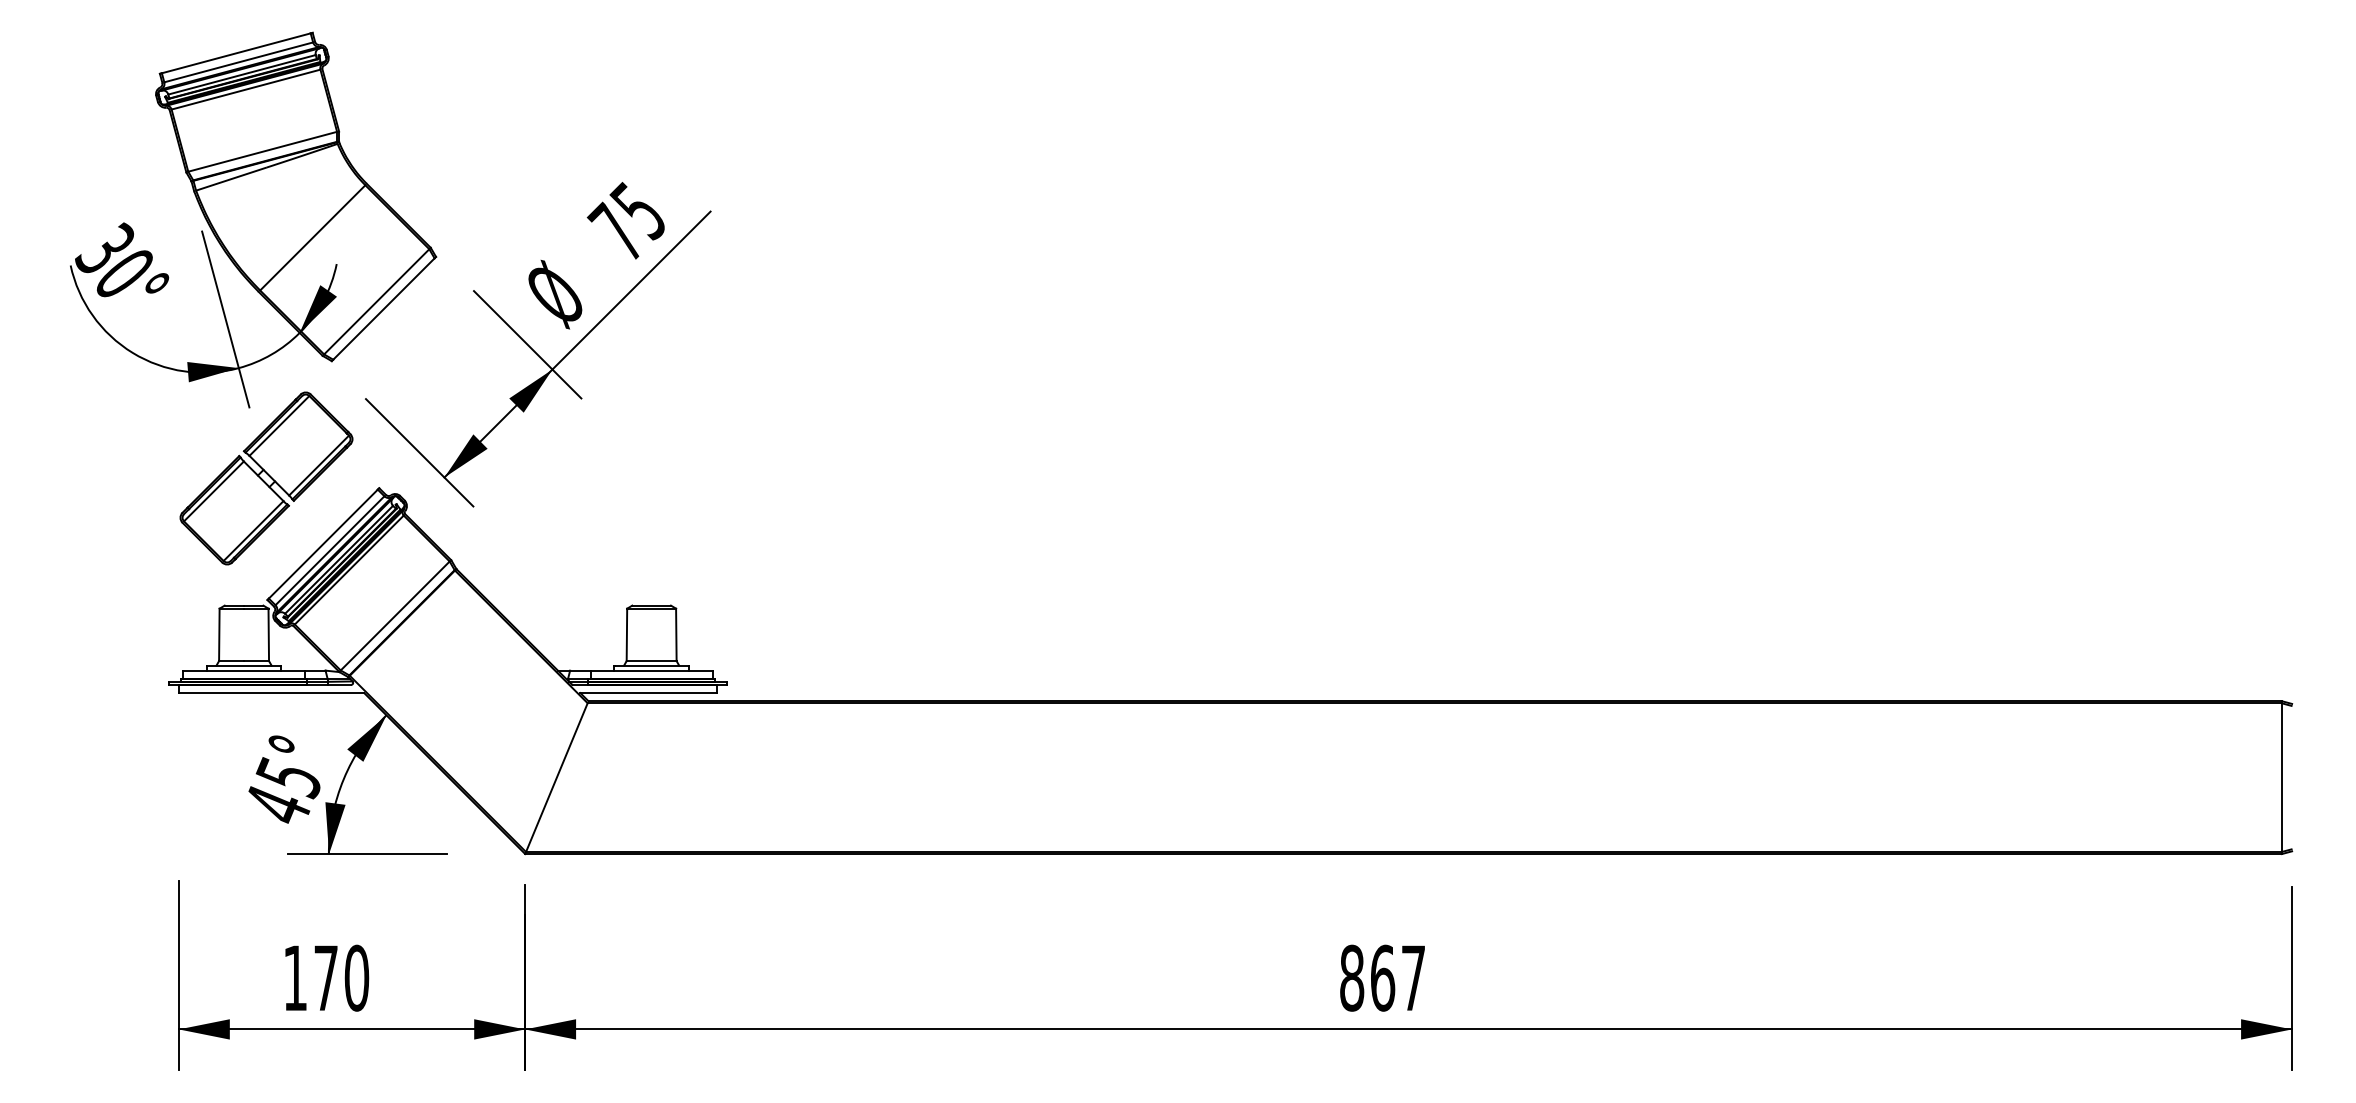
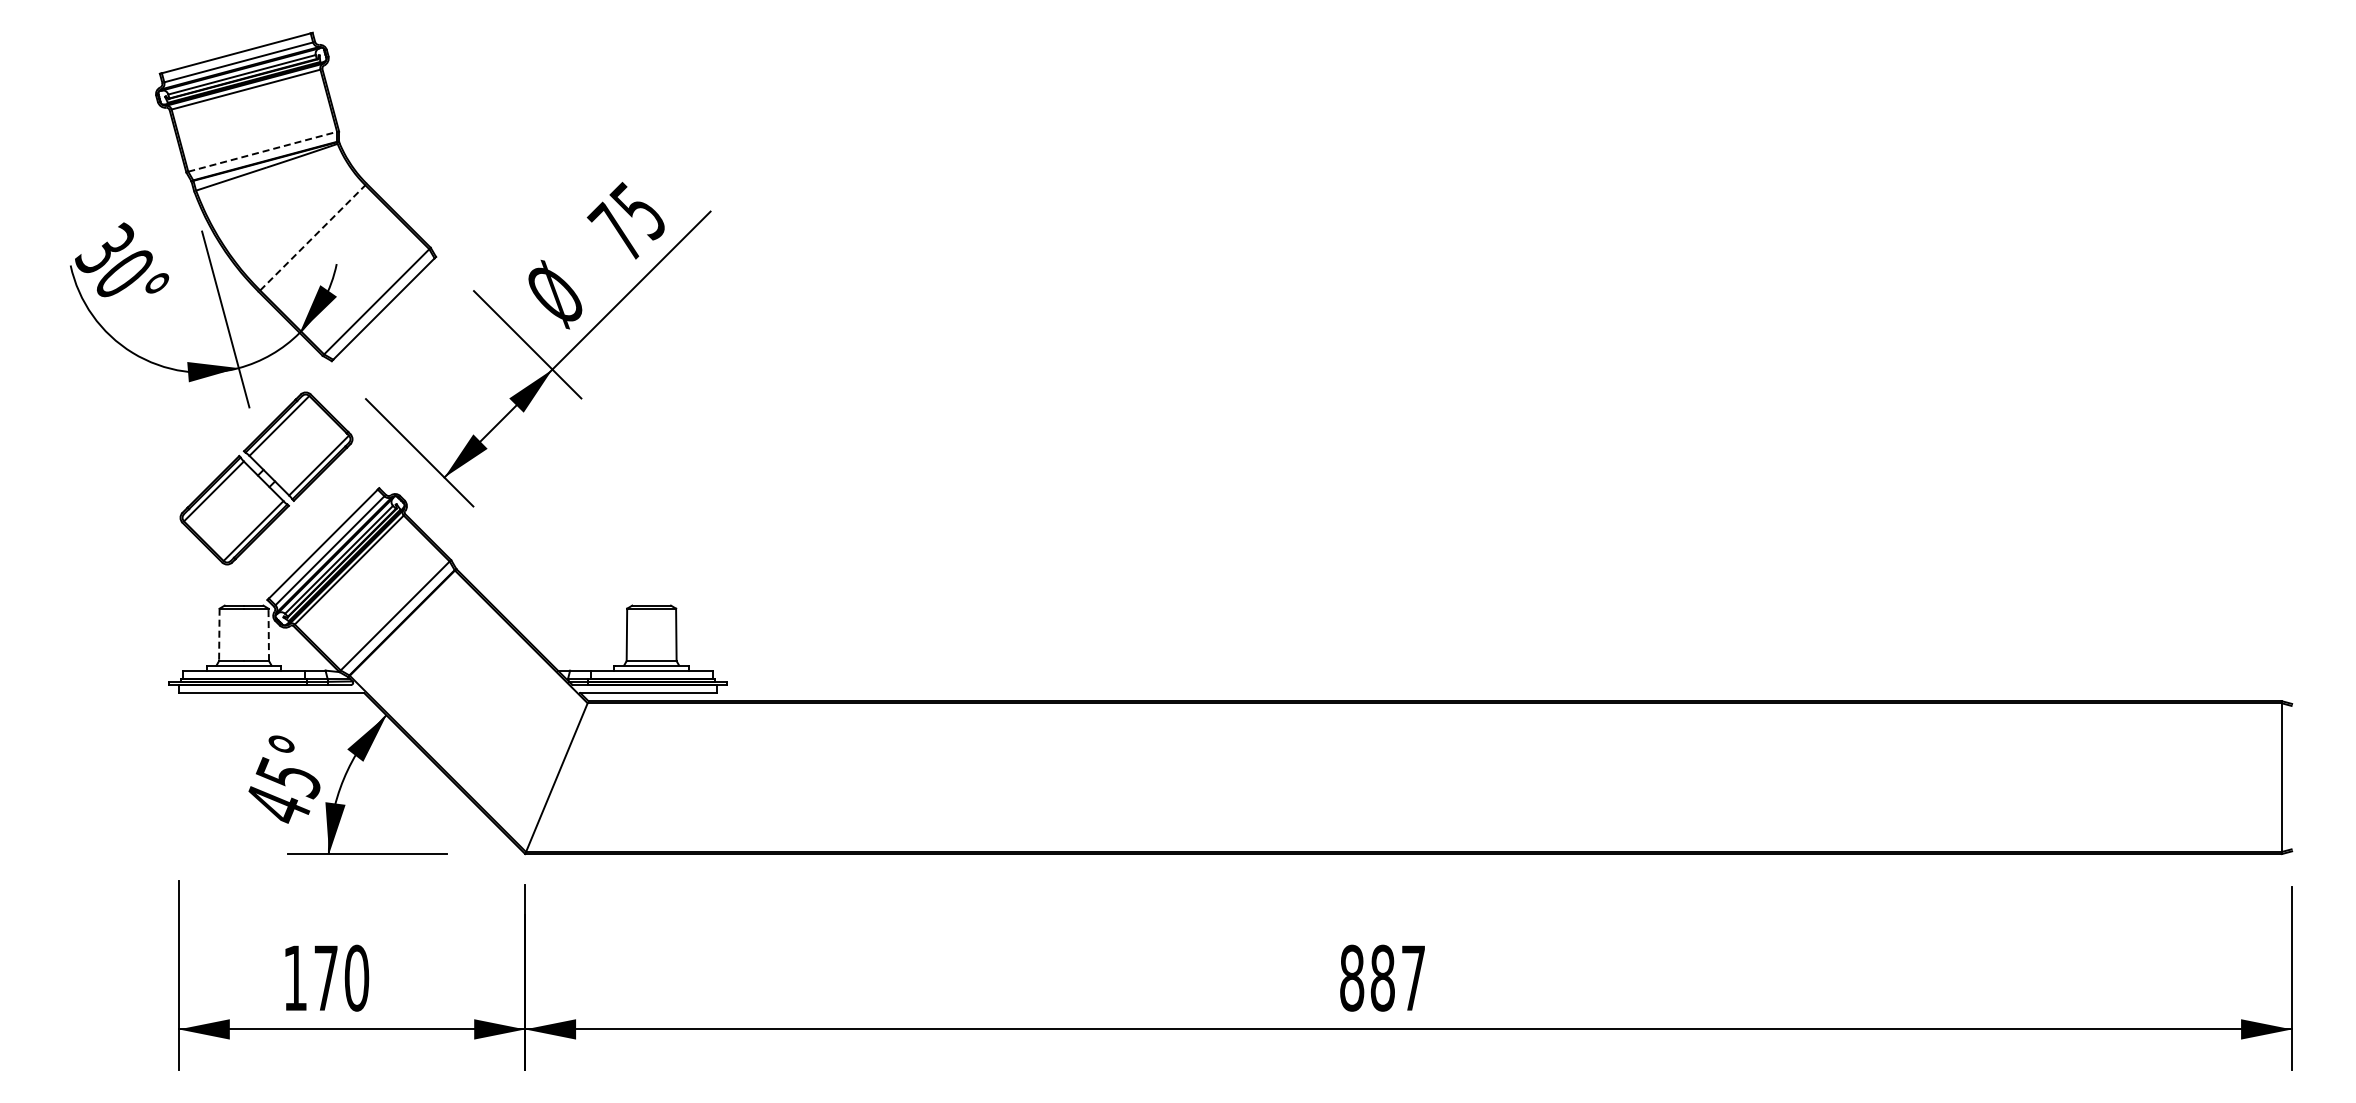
line: solid -> dashed (263, 151)
line: solid -> dashed (313, 237)
line: solid -> dashed (268, 634)
line: solid -> dashed (219, 635)
text: 867 -> 887 (1382, 977)
